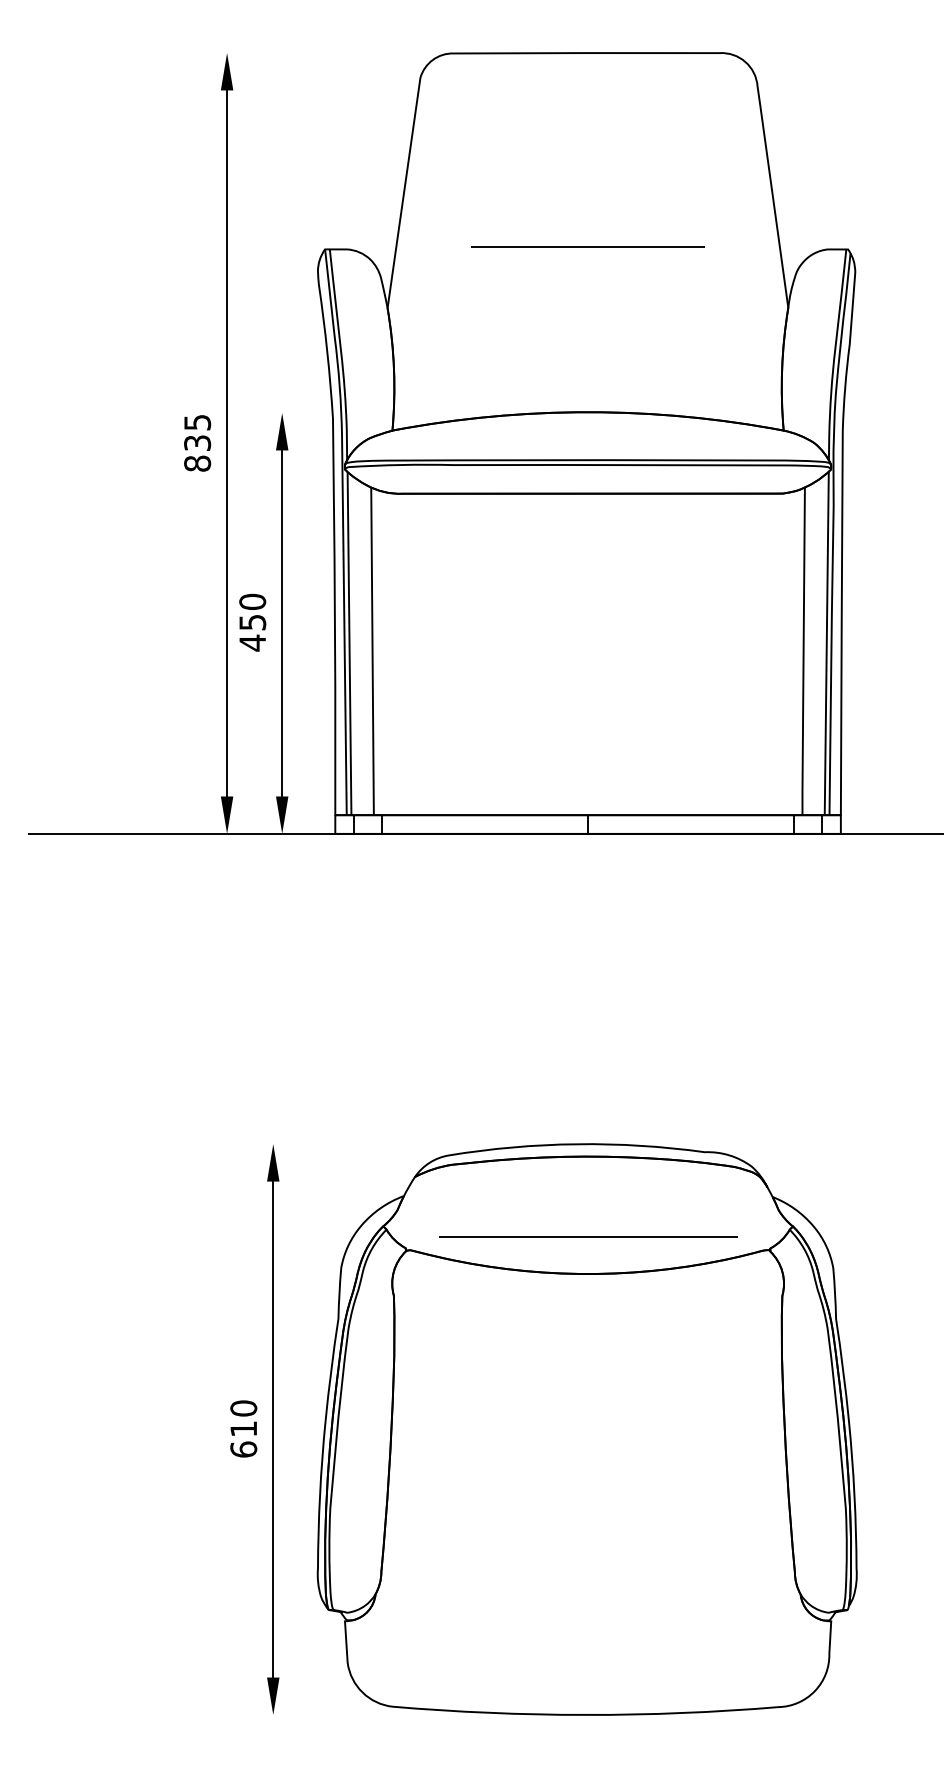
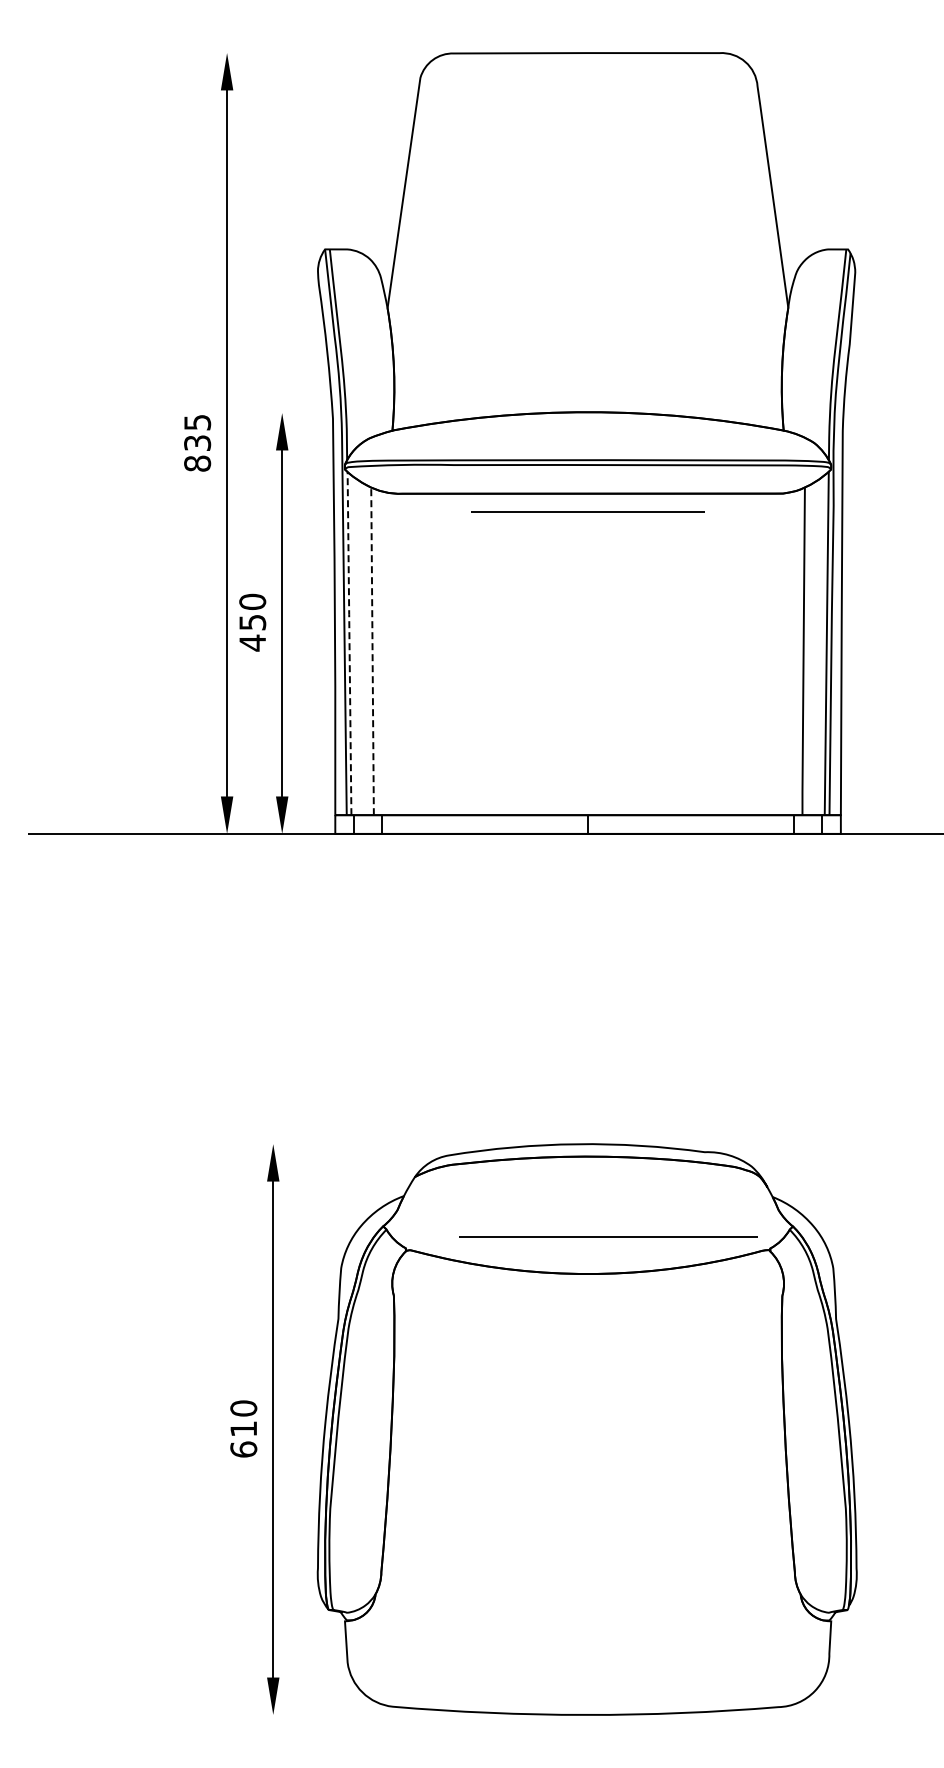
line position: (587, 246) -> (587, 511) (587, 511)
line: solid -> dashed (349, 642)
line: solid -> dashed (372, 650)
line position: (588, 1236) -> (608, 1236) (608, 1236)
